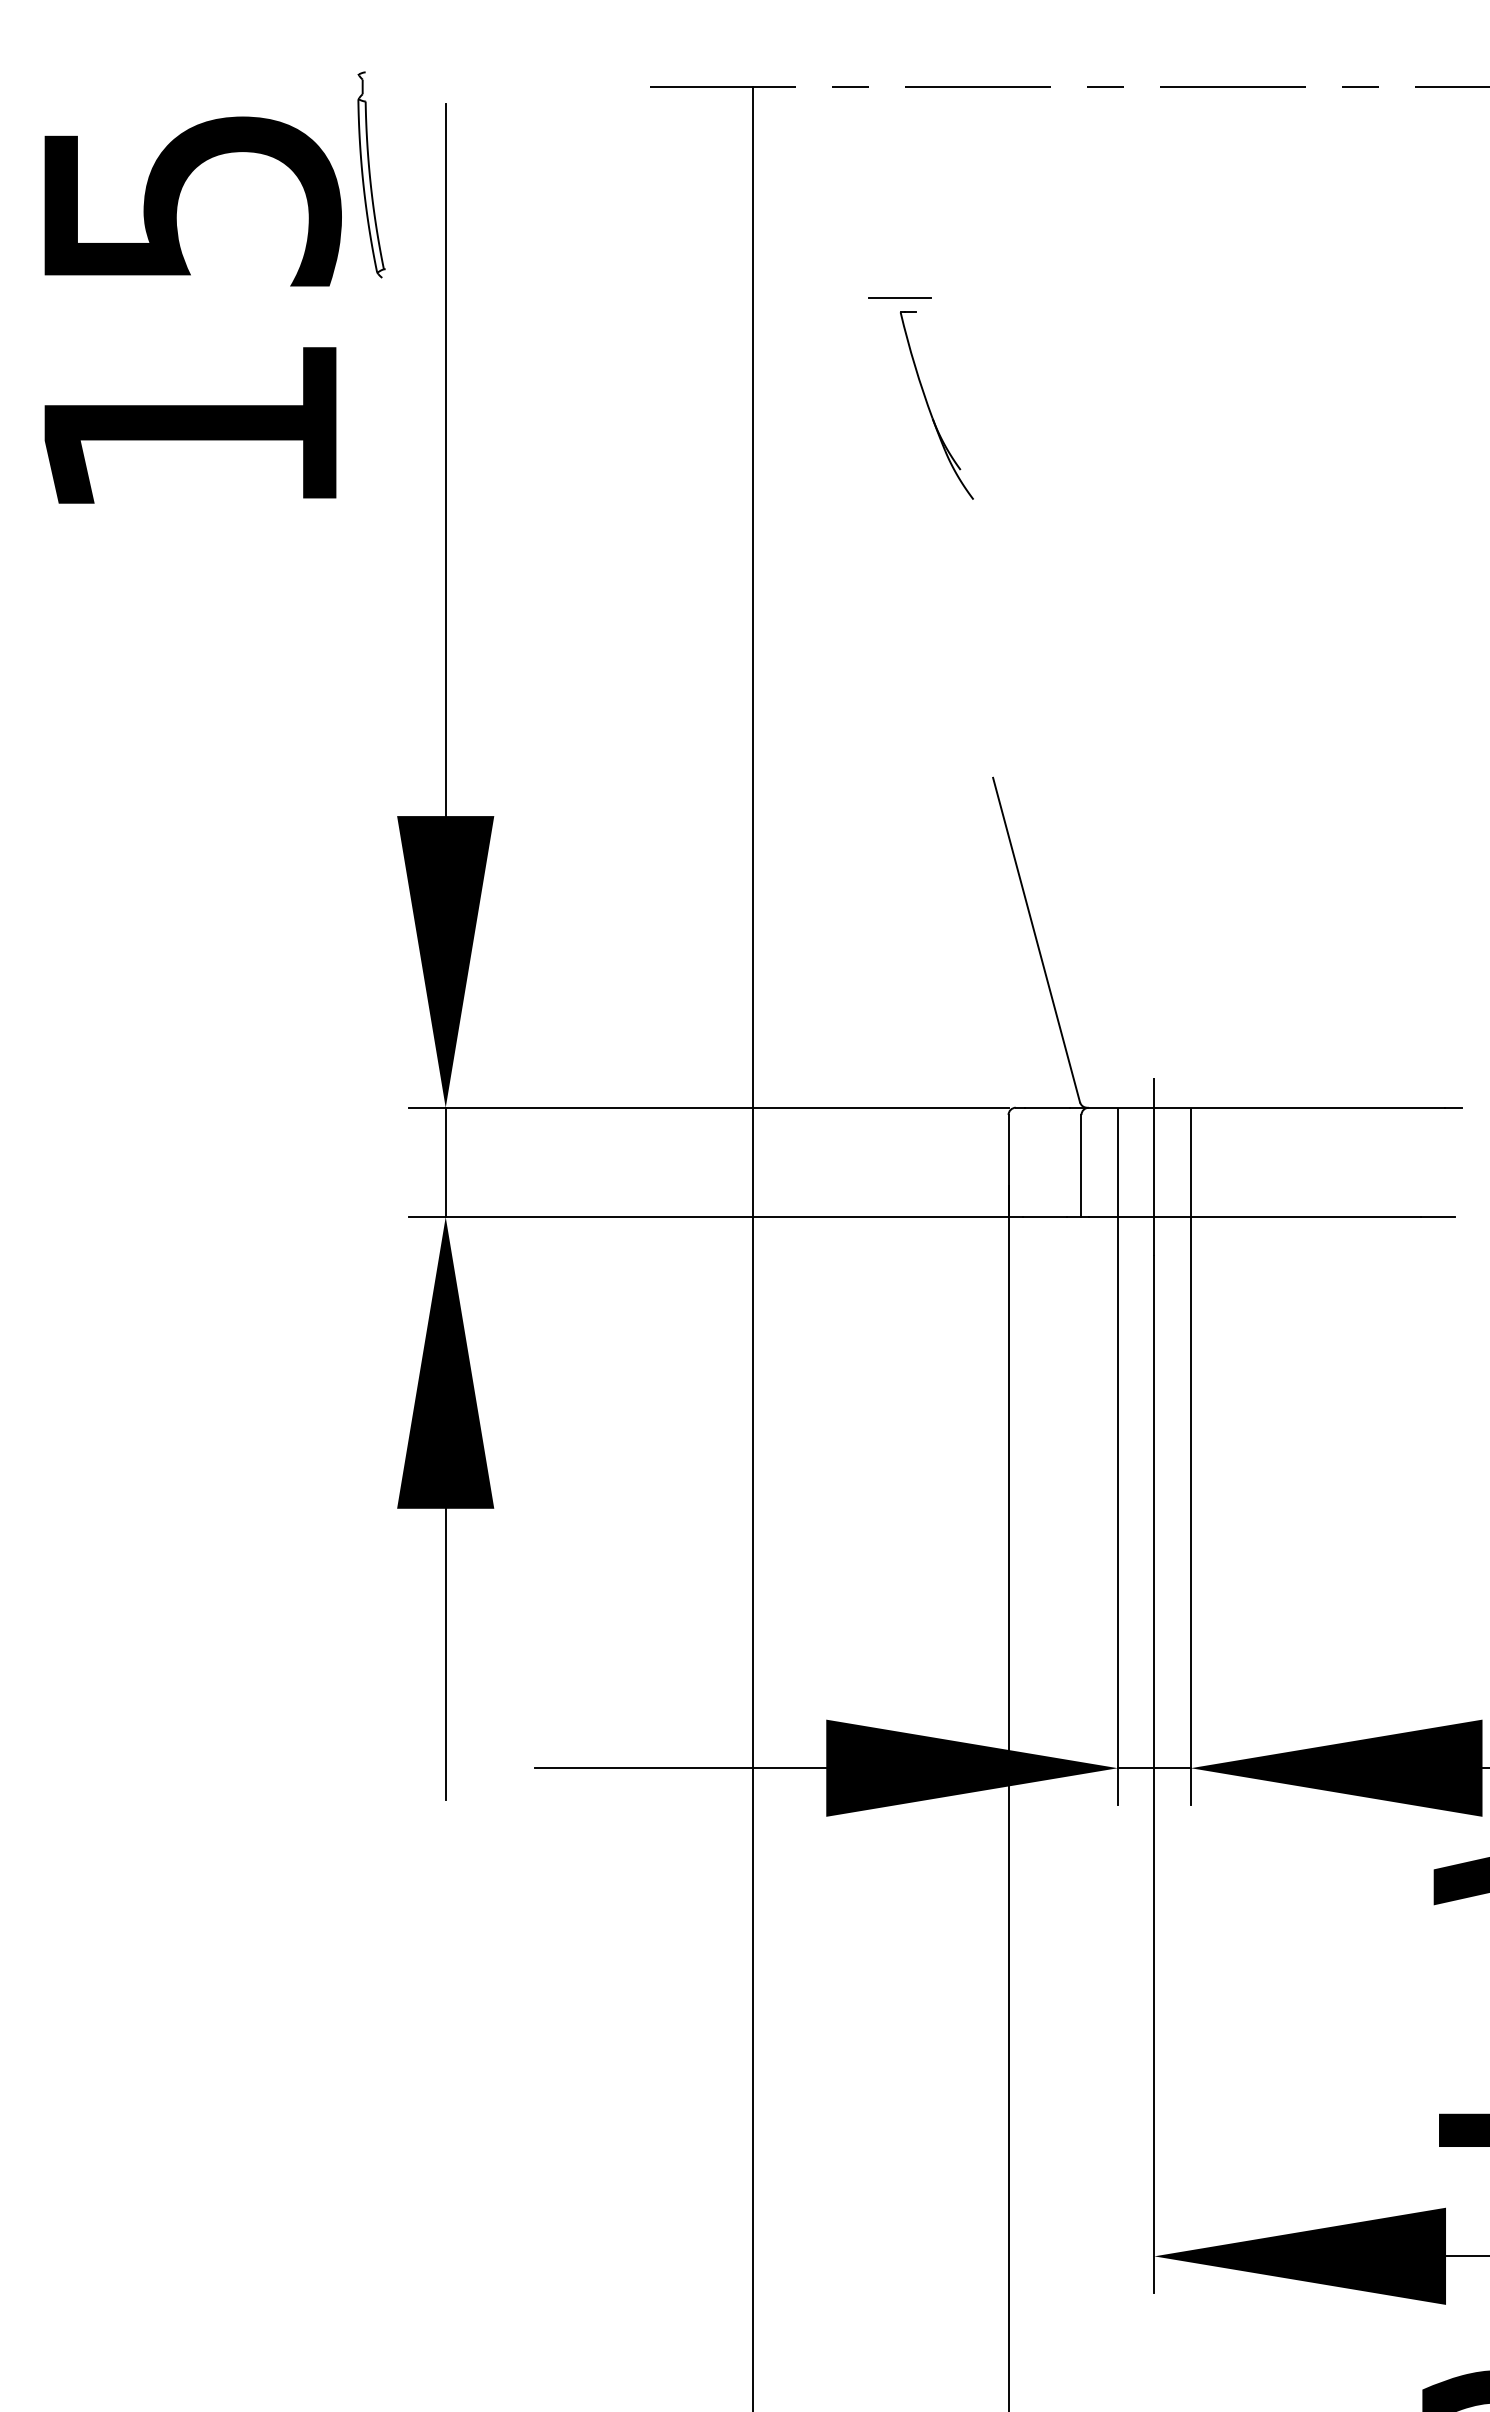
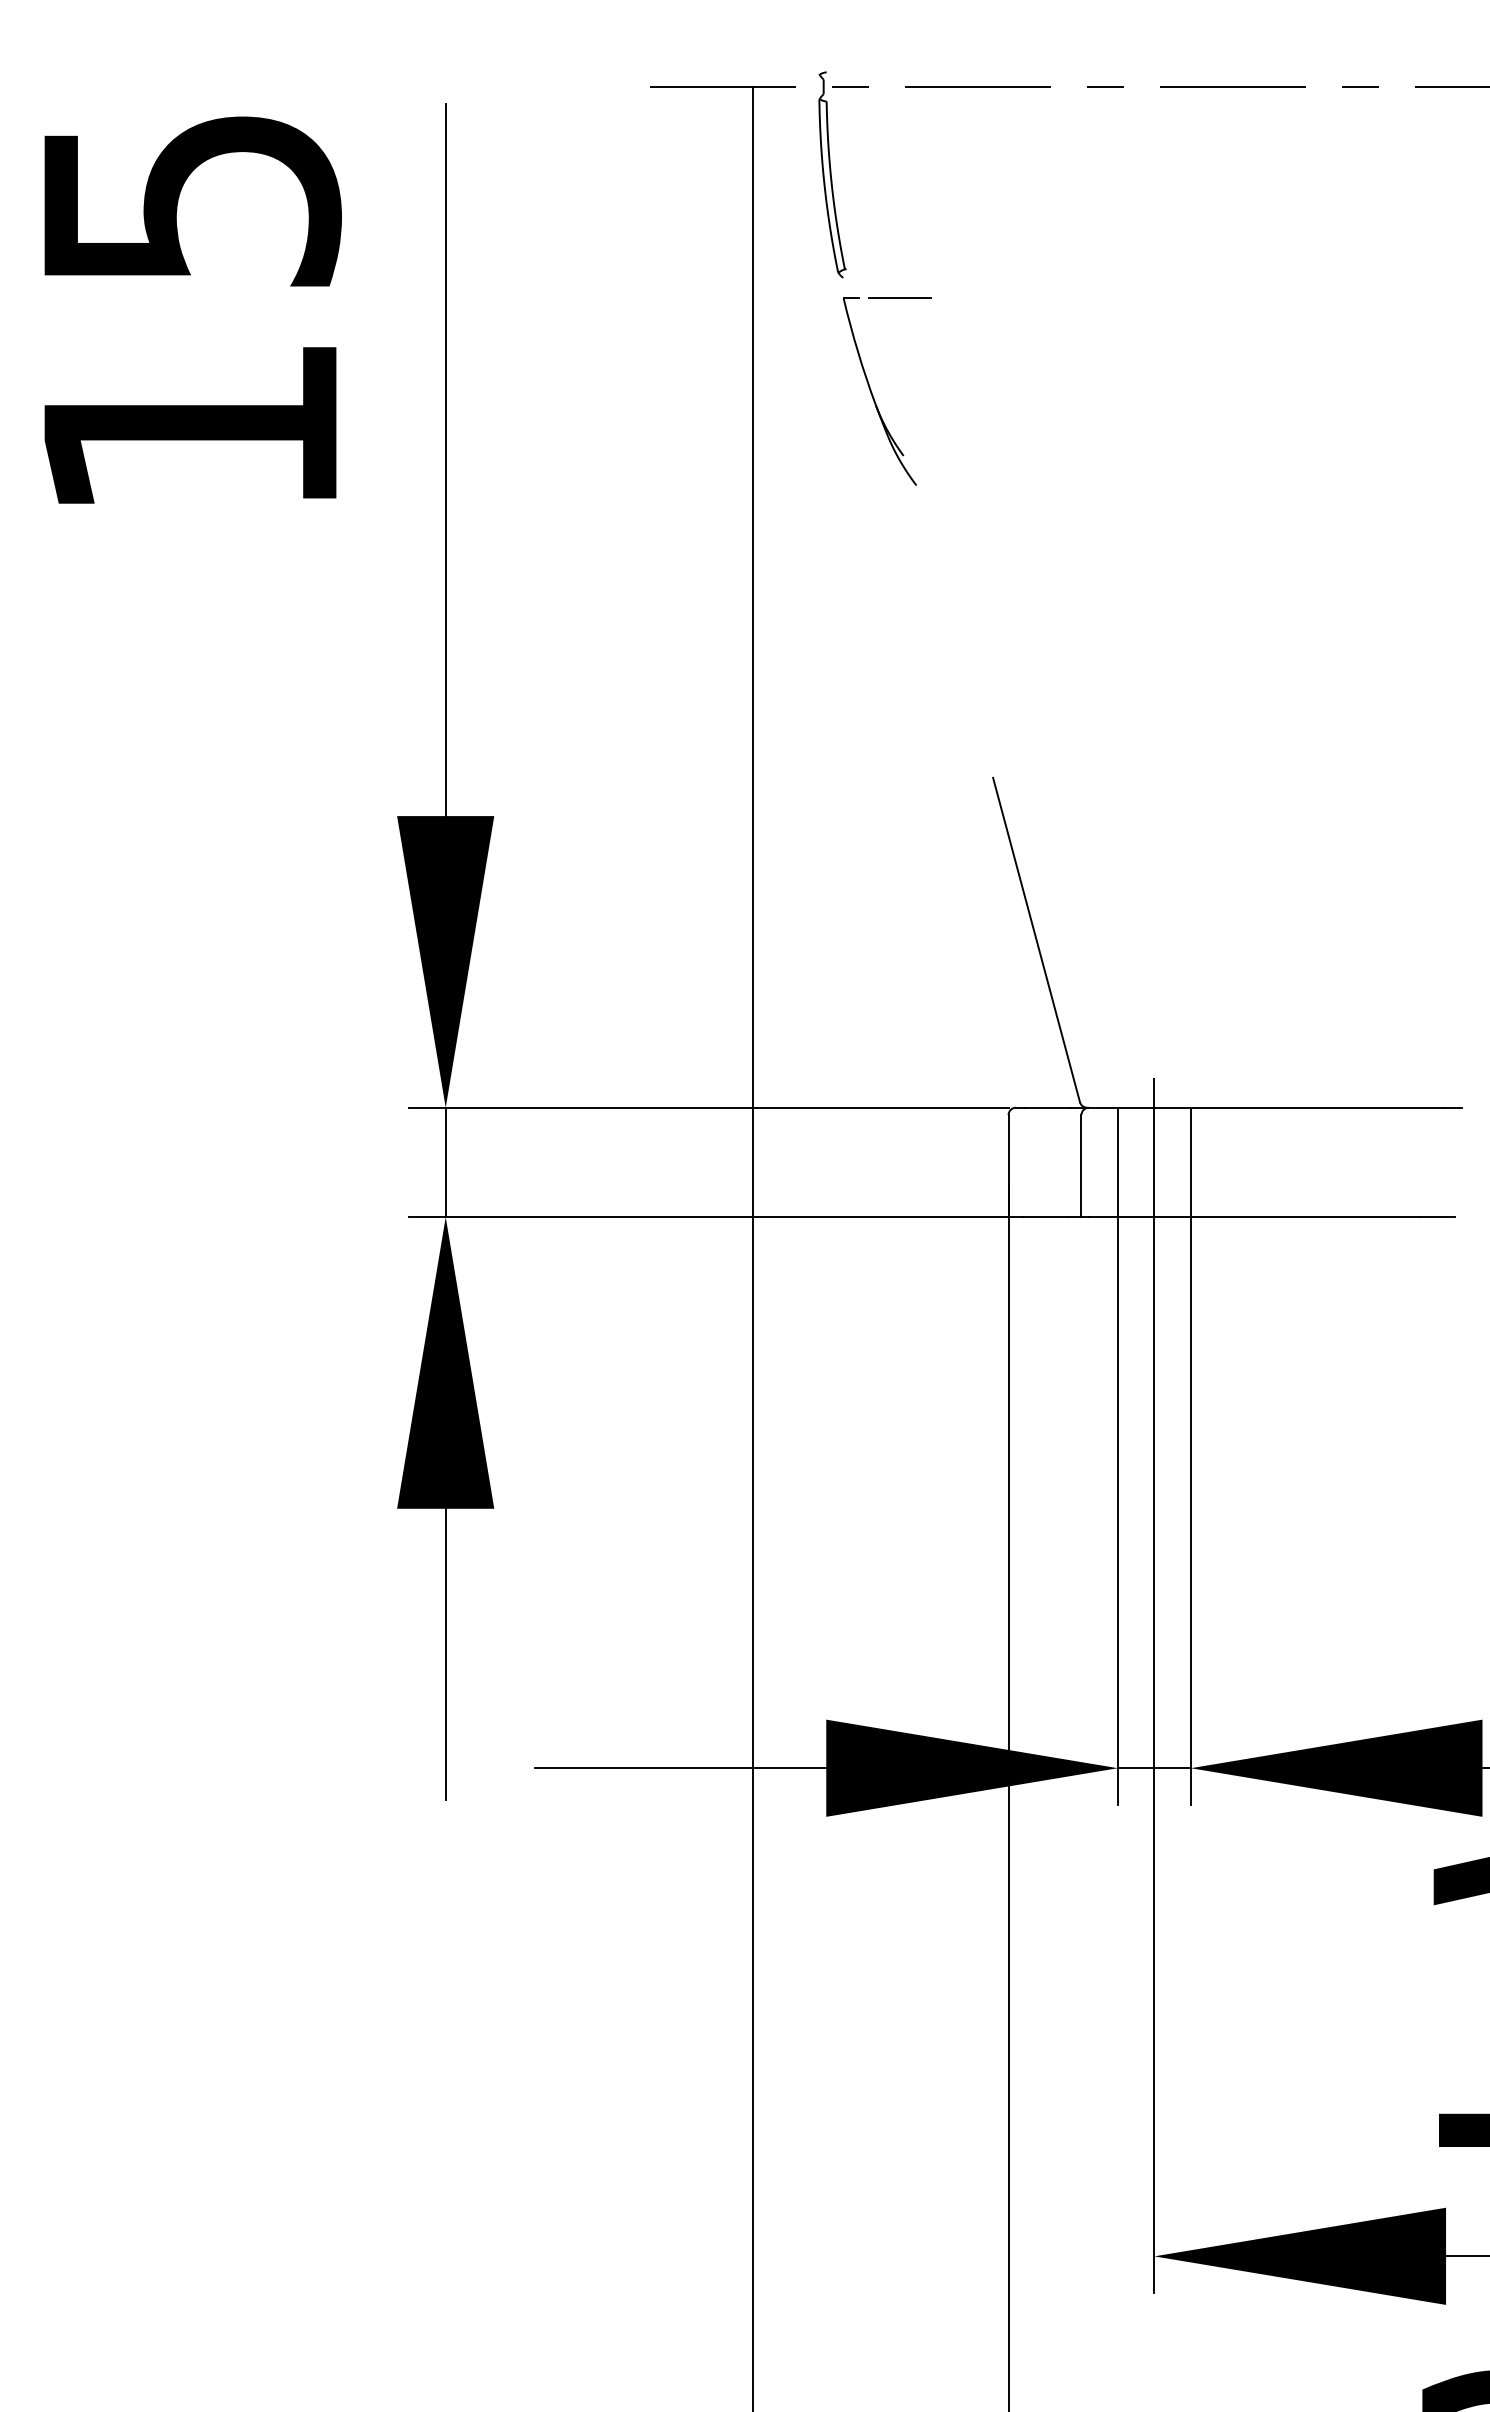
part position: (371, 174) -> (832, 174) (832, 174)
part position: (929, 406) -> (872, 392) (872, 392)
